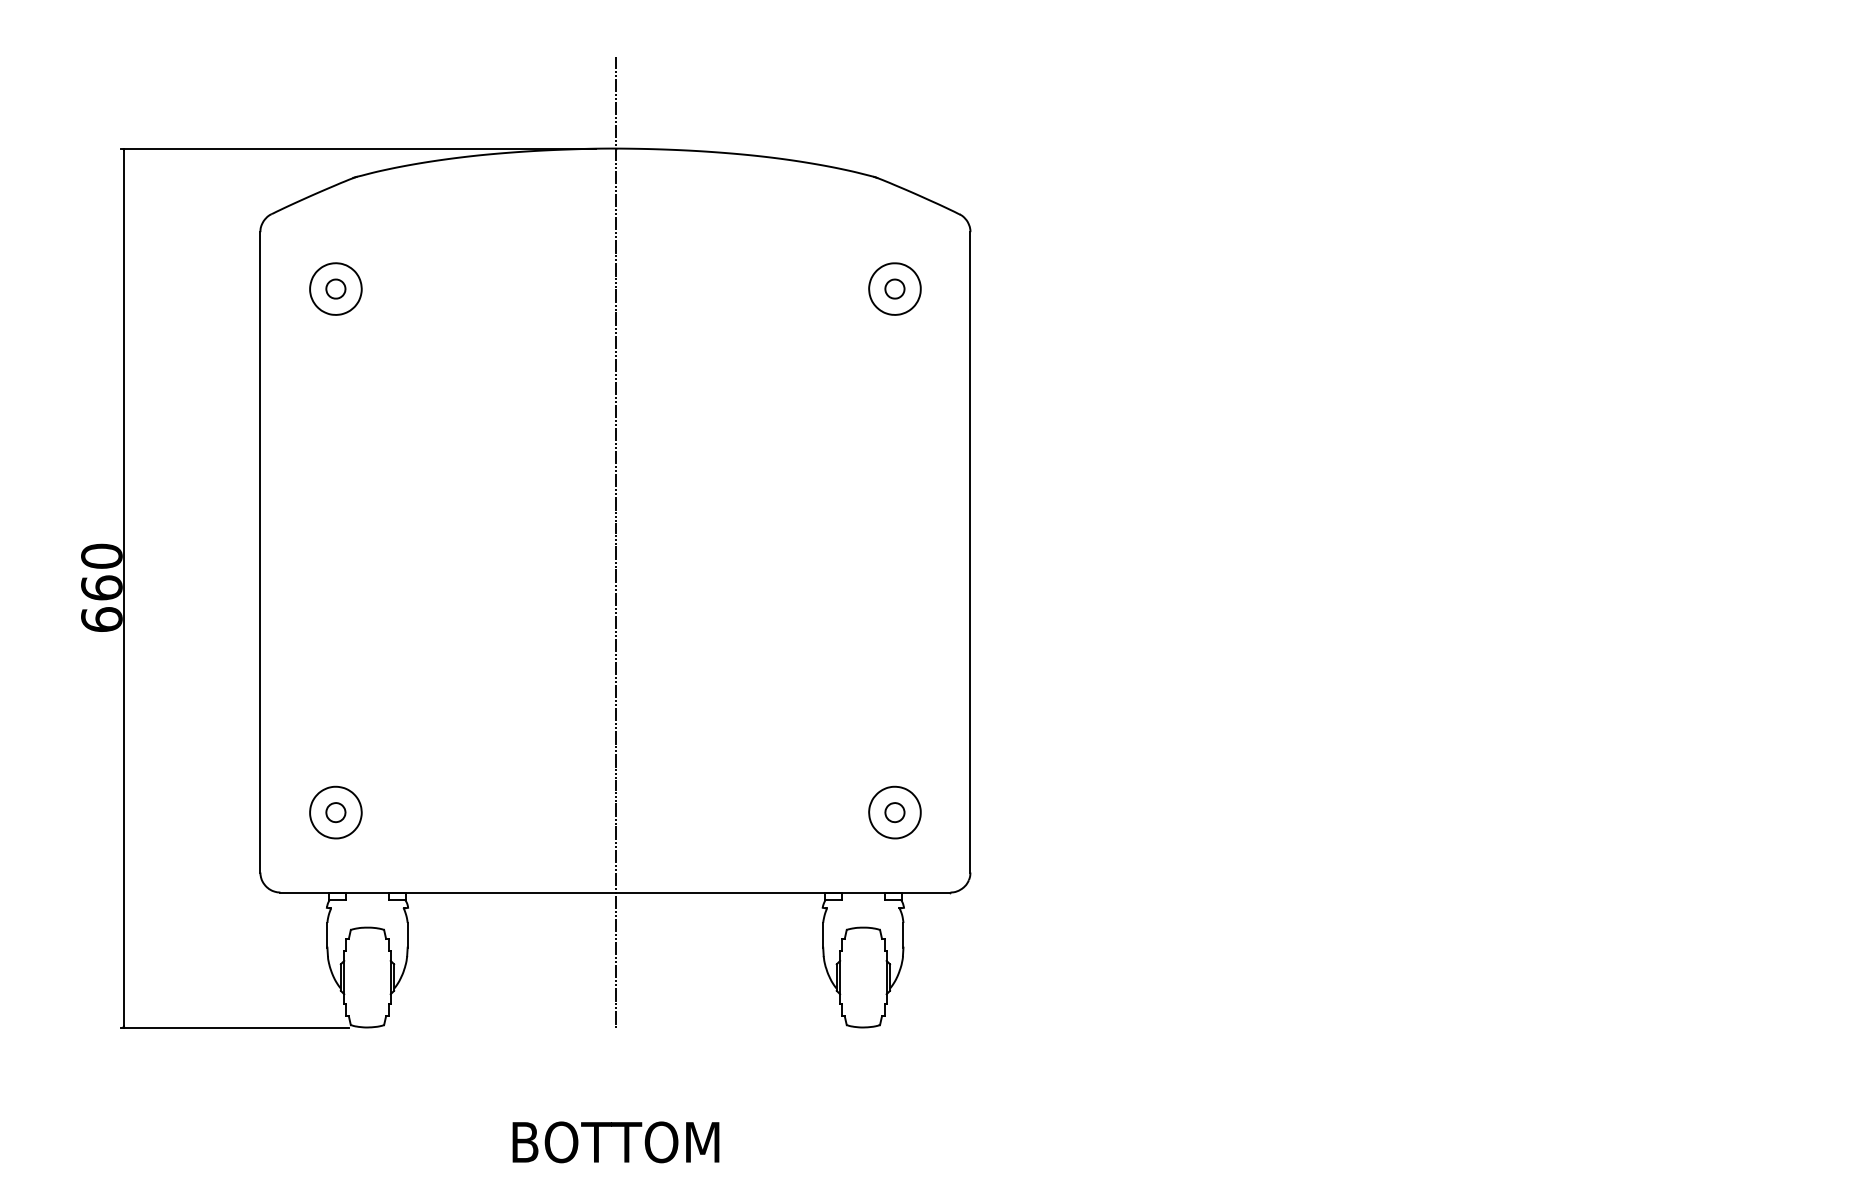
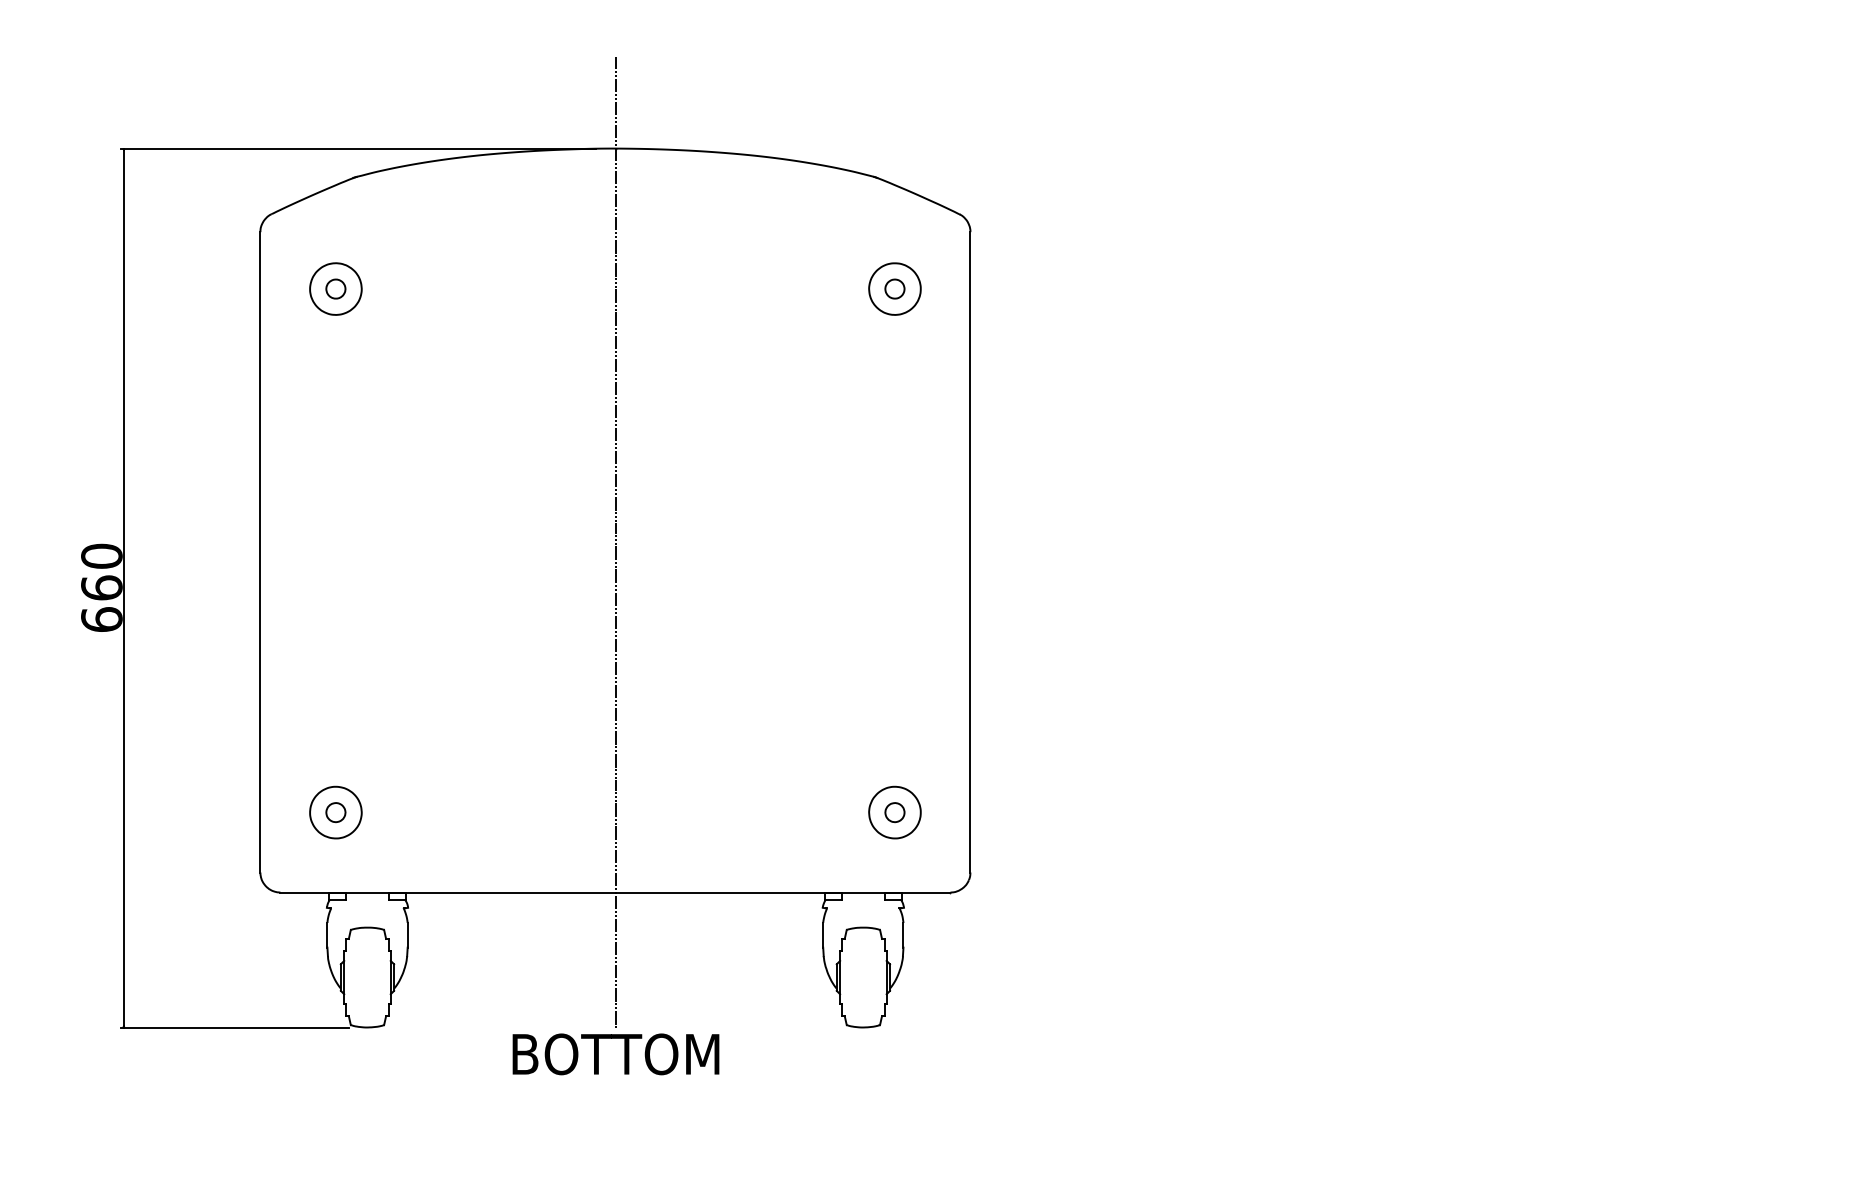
text position: (615, 1142) -> (615, 1054) (615, 1054)
